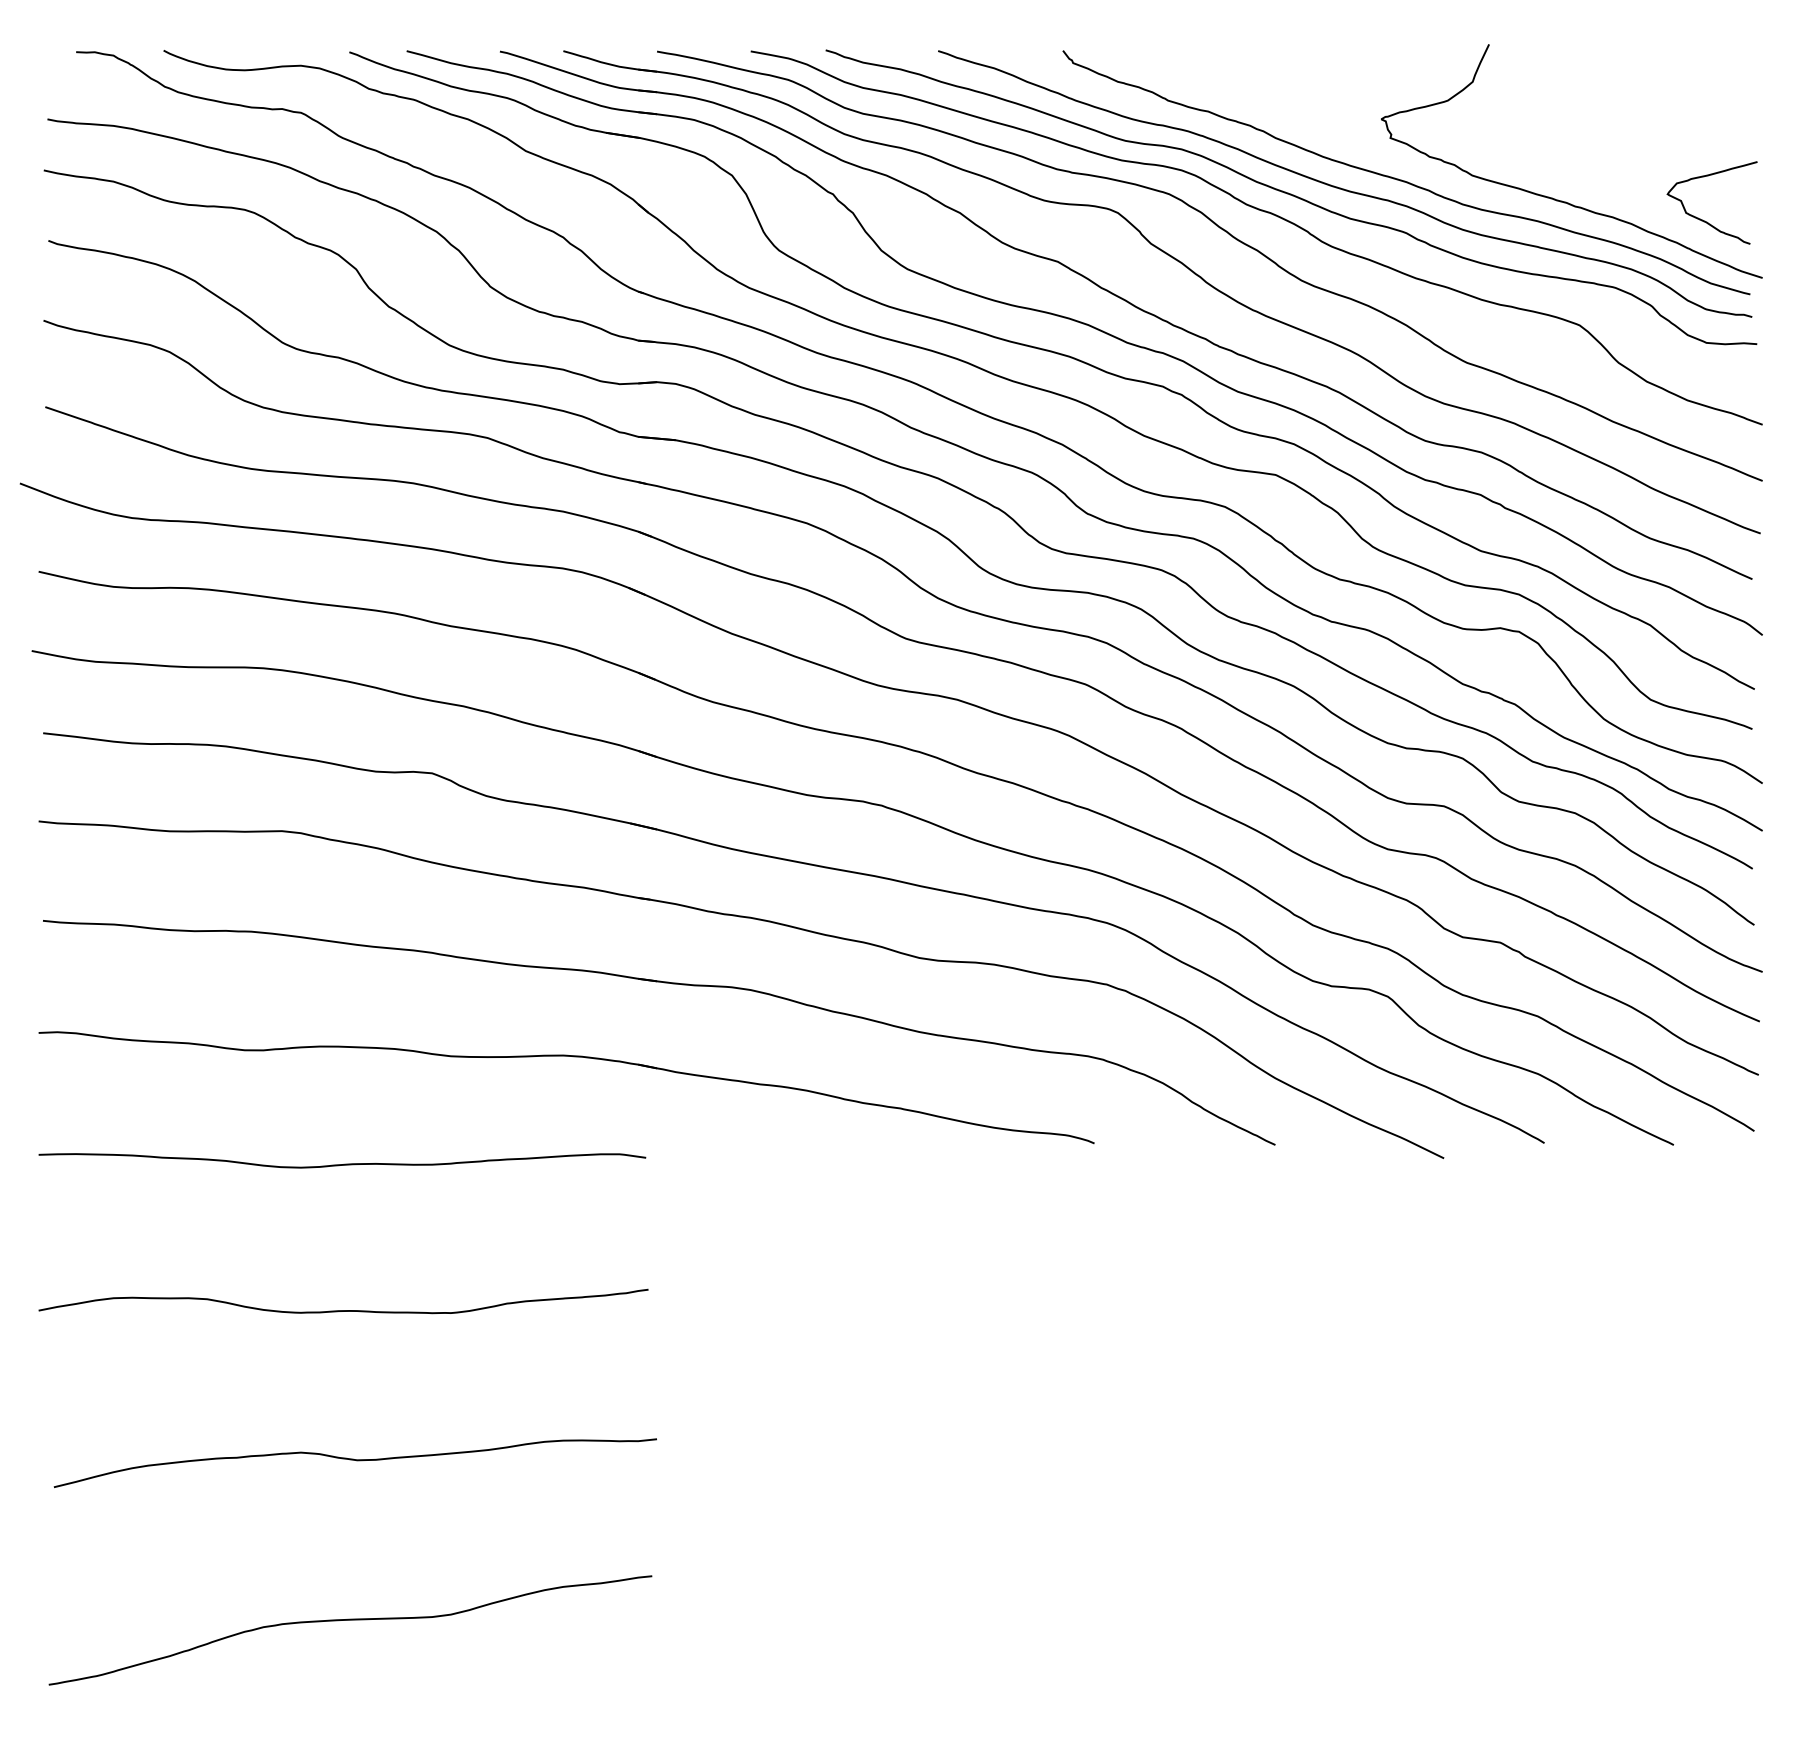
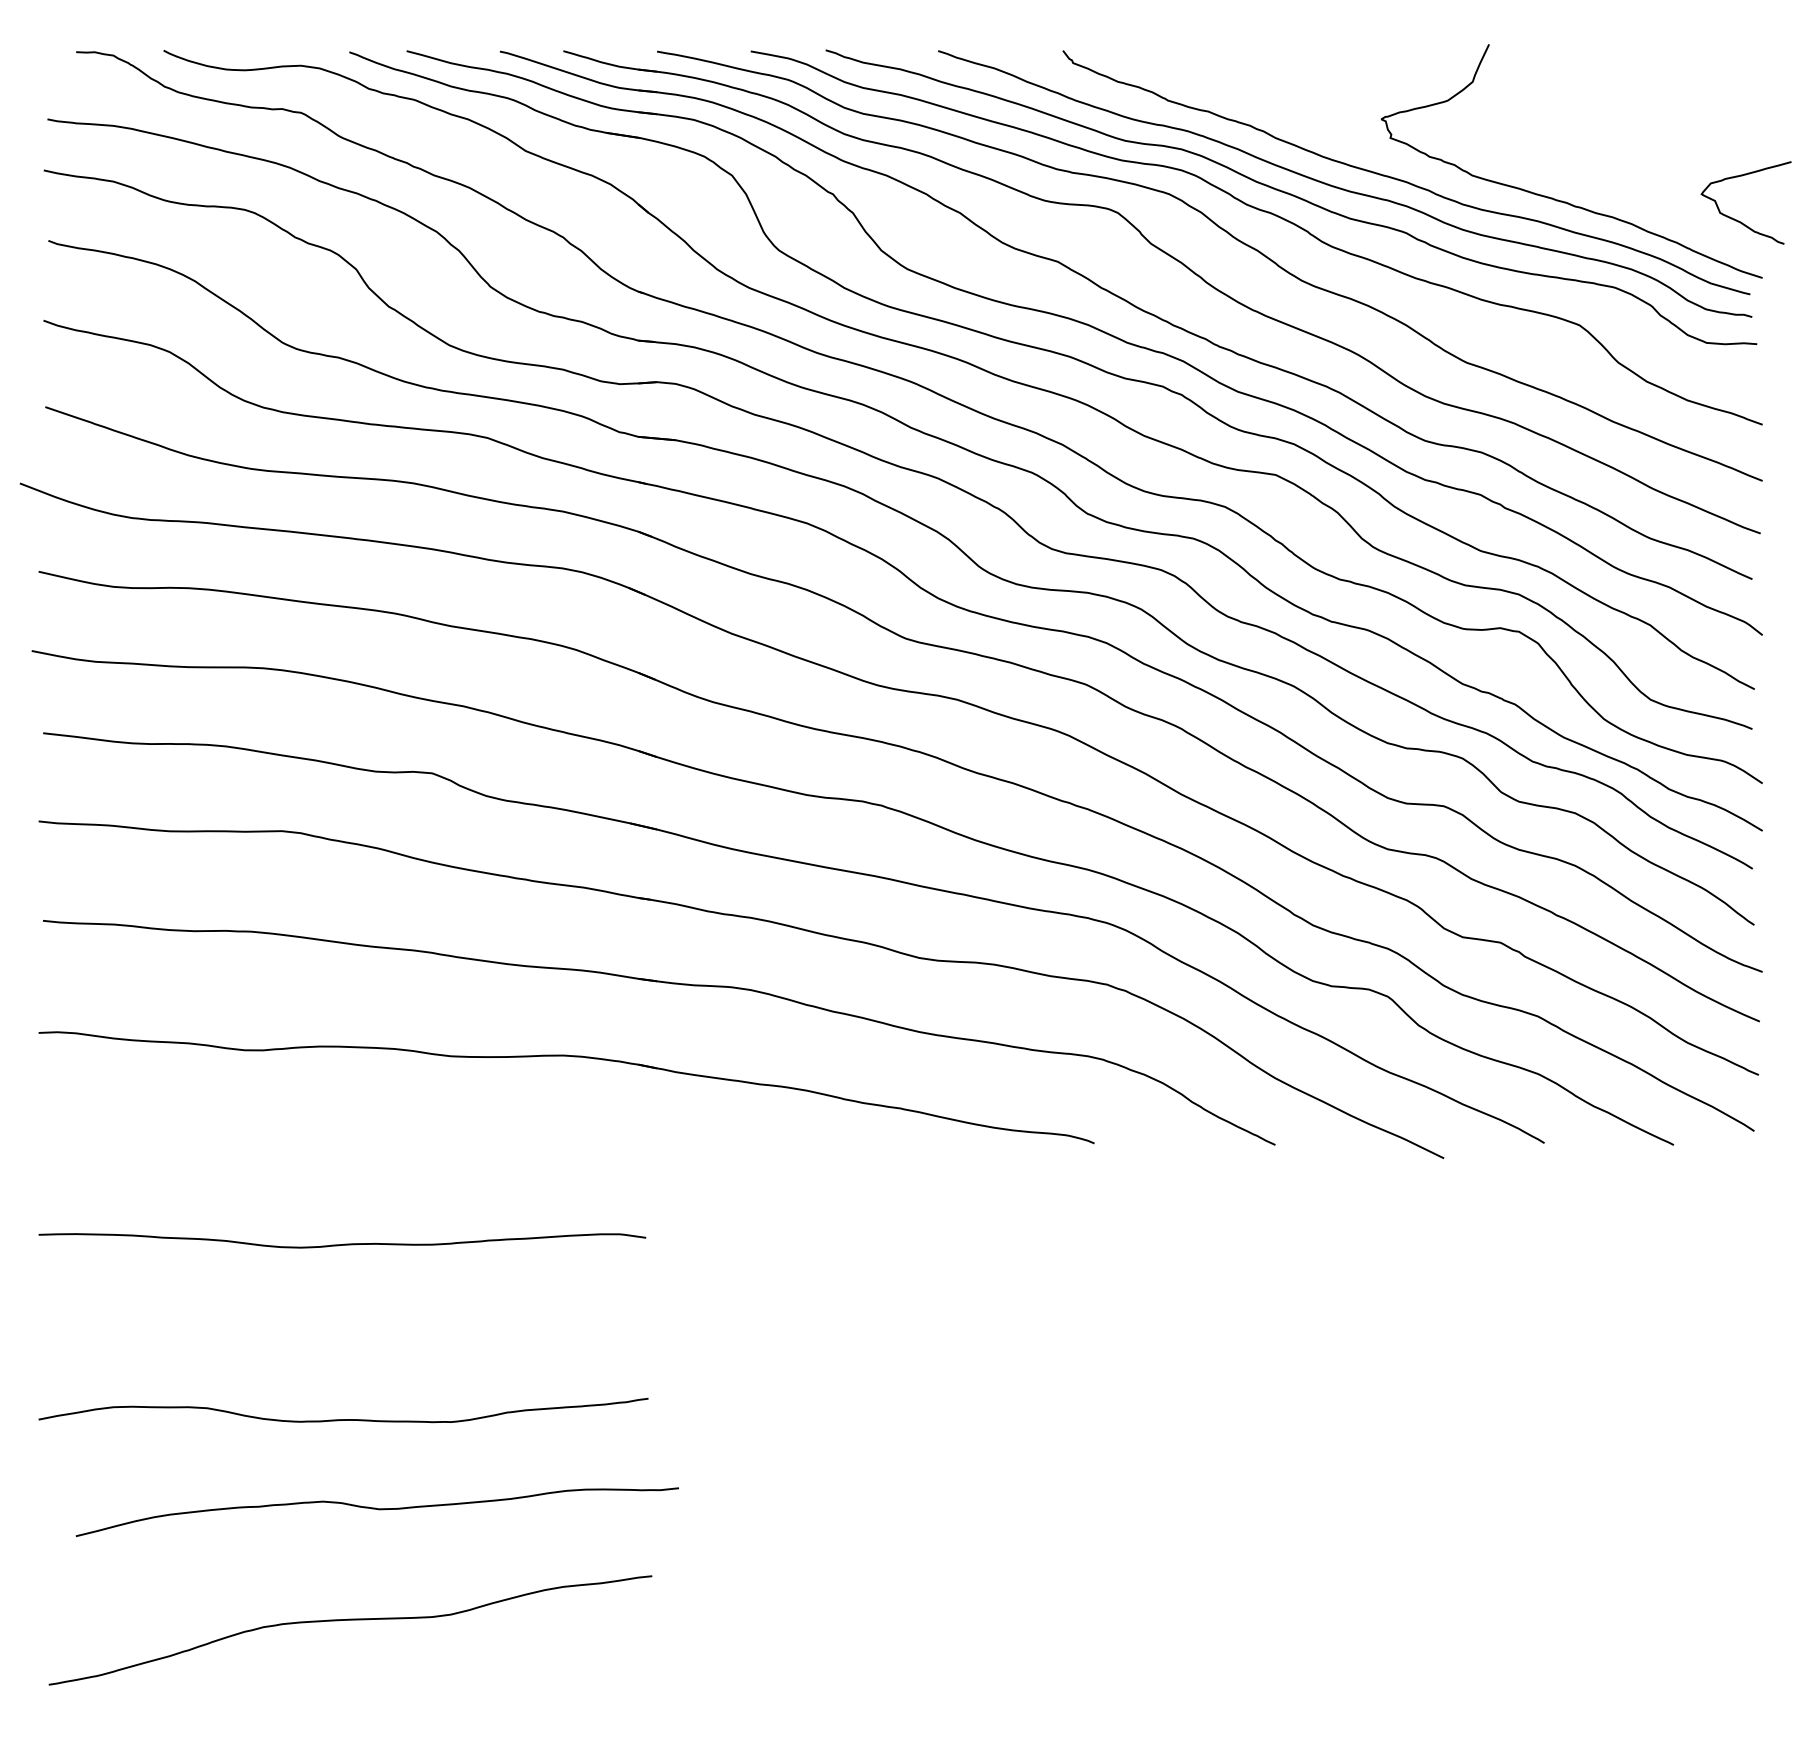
curve position: (1702, 219) -> (1736, 219) (1736, 219)
curve position: (344, 1163) -> (344, 1243) (344, 1243)
curve position: (343, 1310) -> (343, 1419) (343, 1419)
curve position: (354, 1460) -> (376, 1509) (376, 1509)
